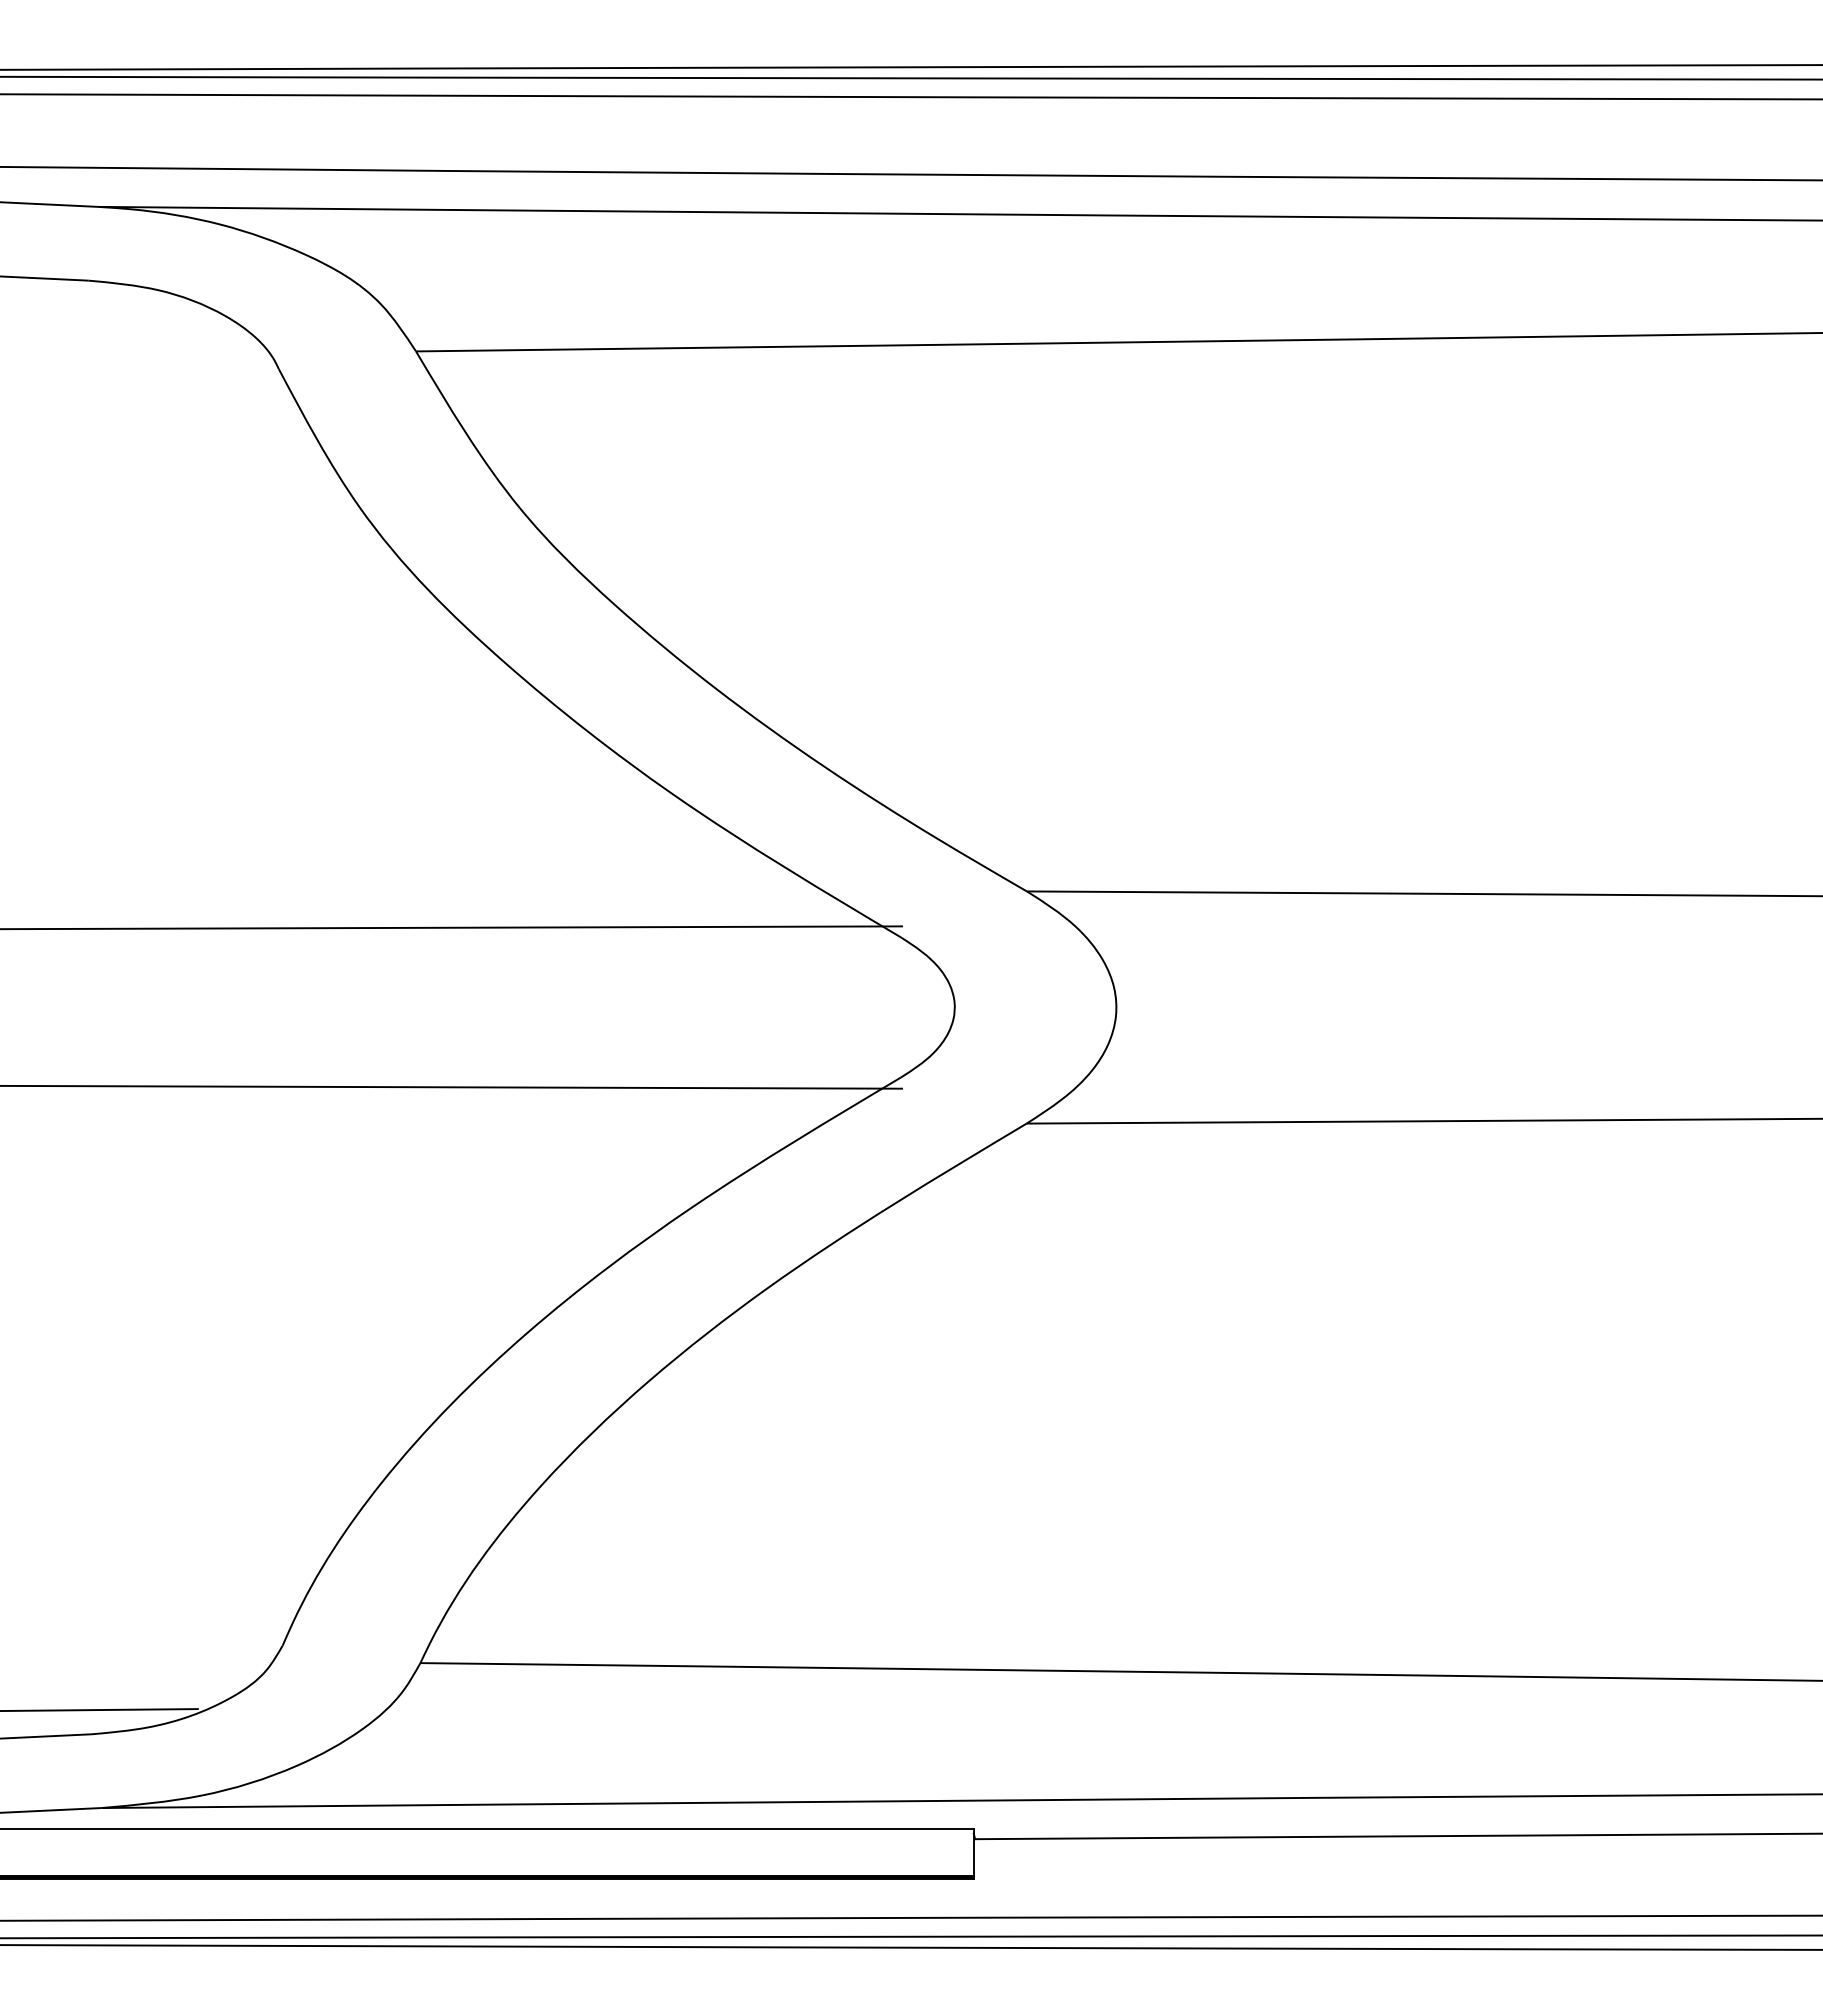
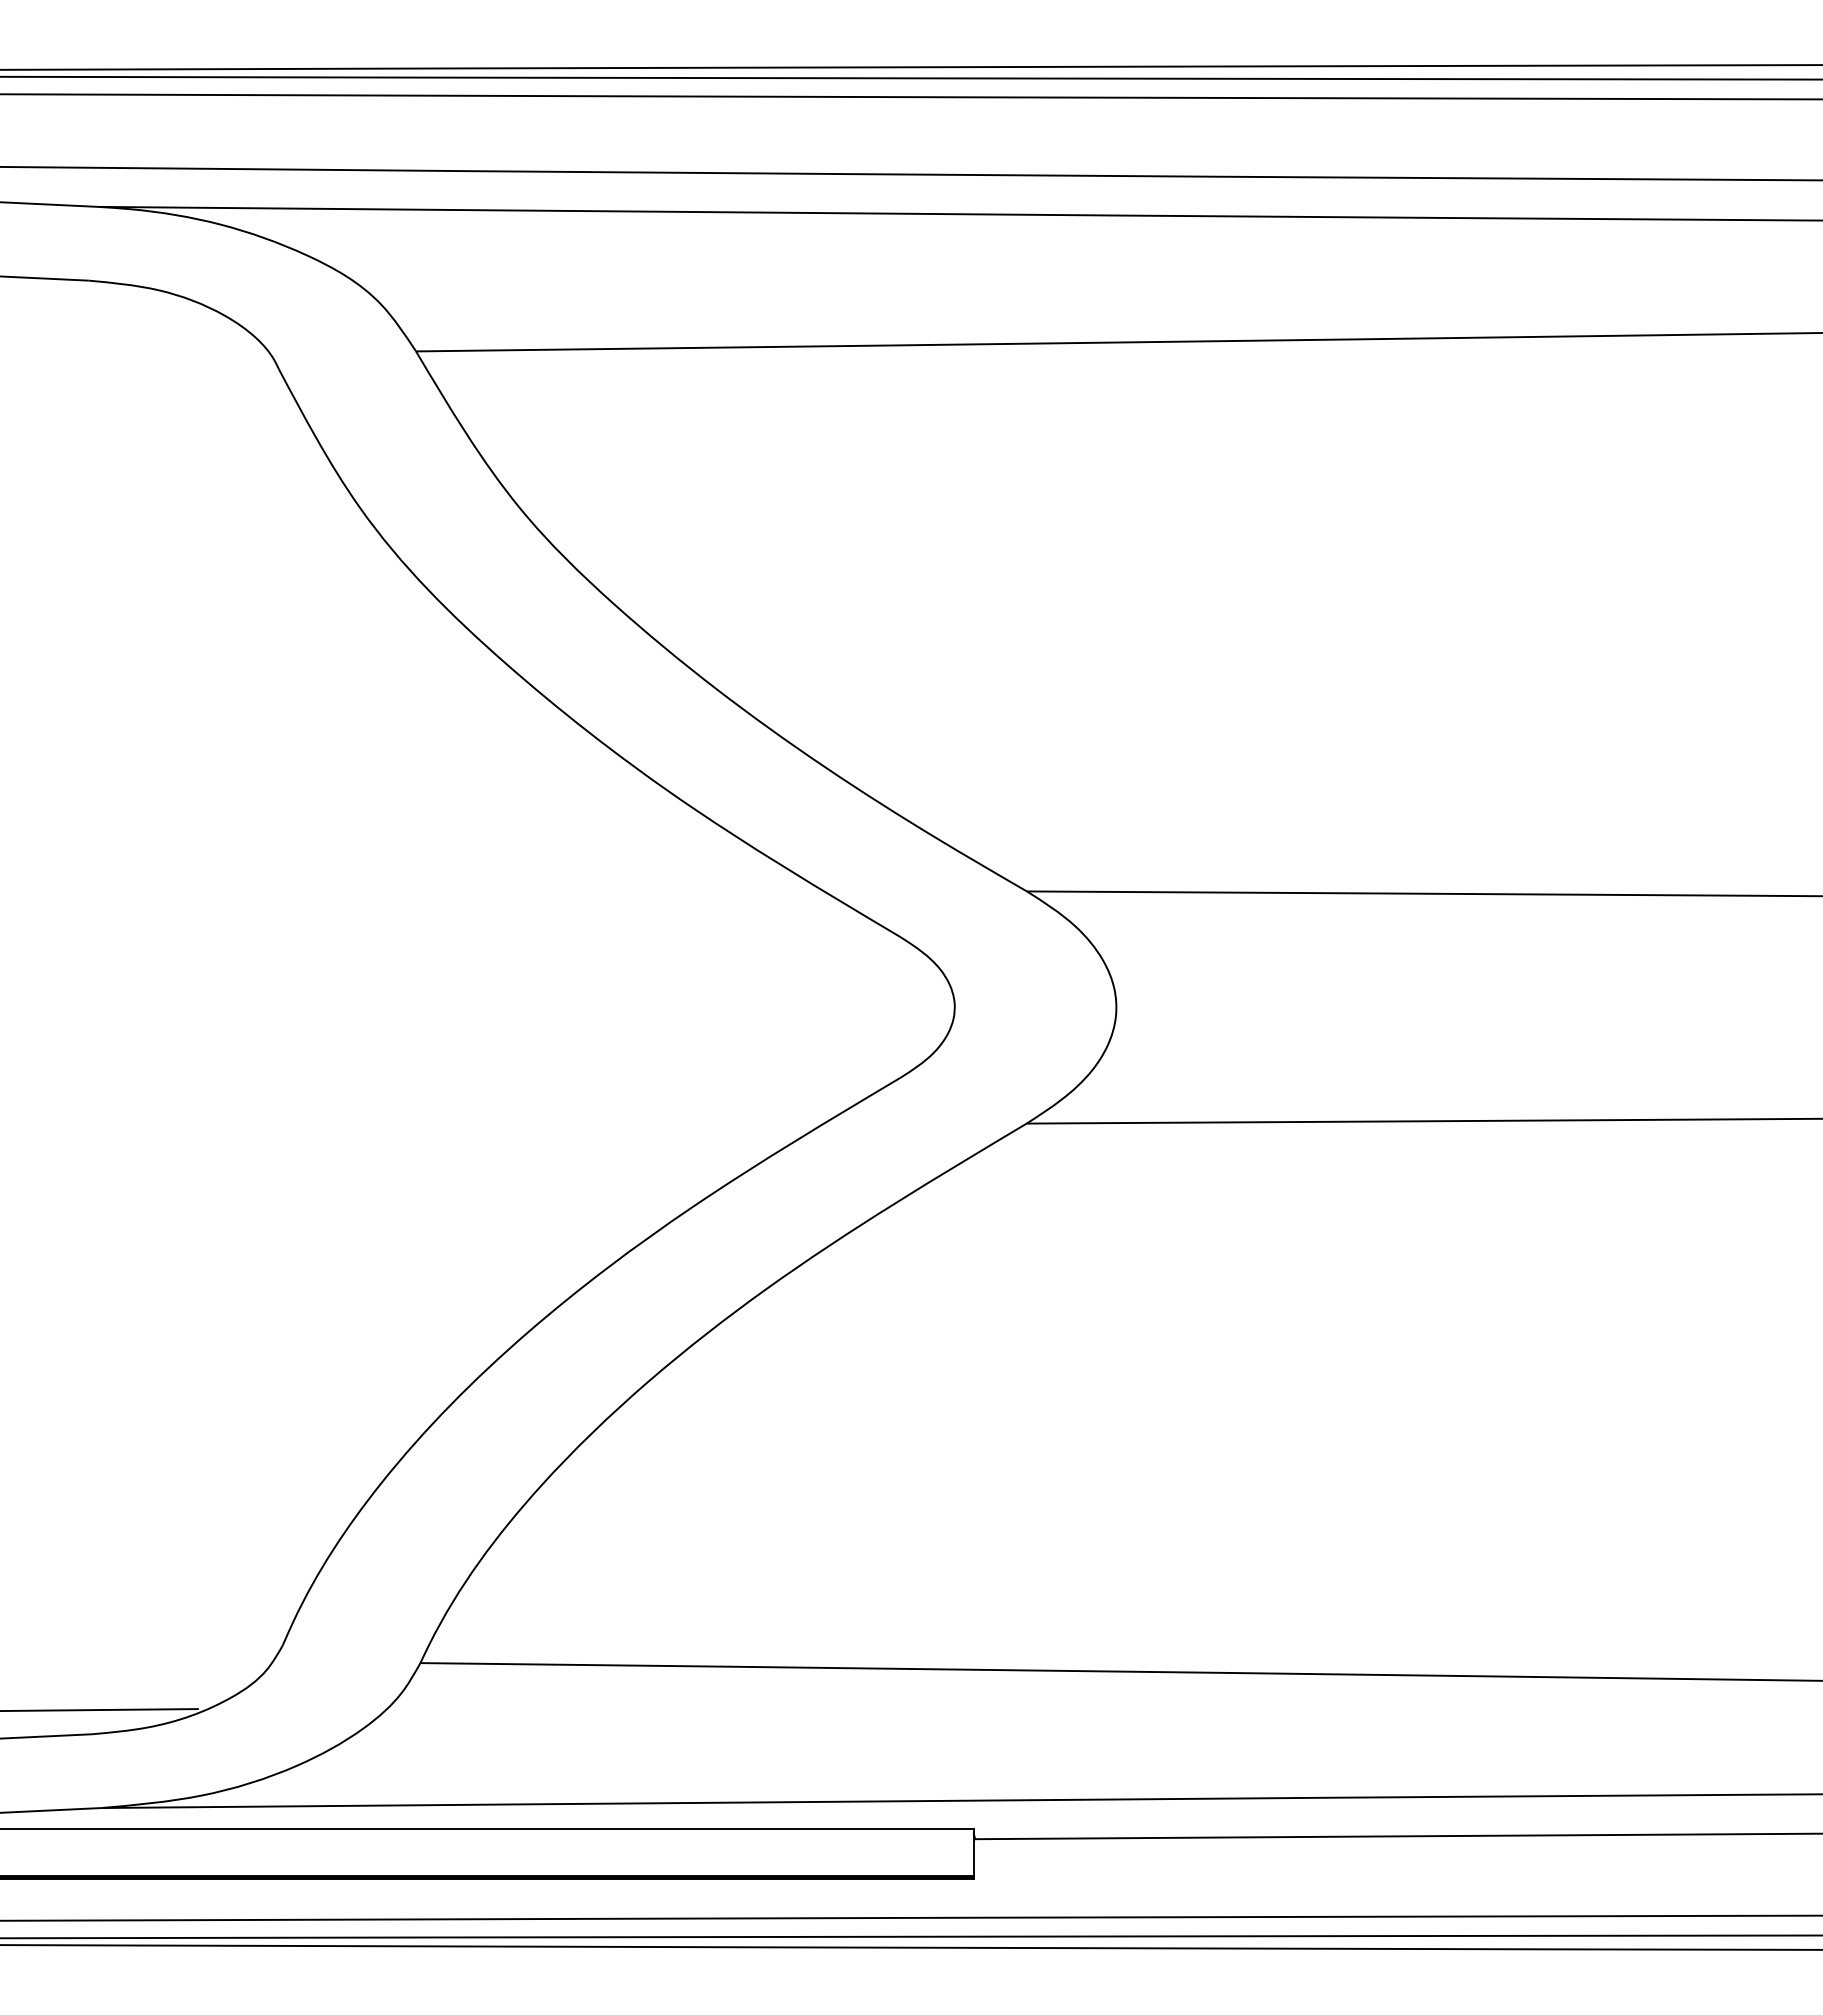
line: present -> none (452, 927)
line: present -> none (452, 1086)
